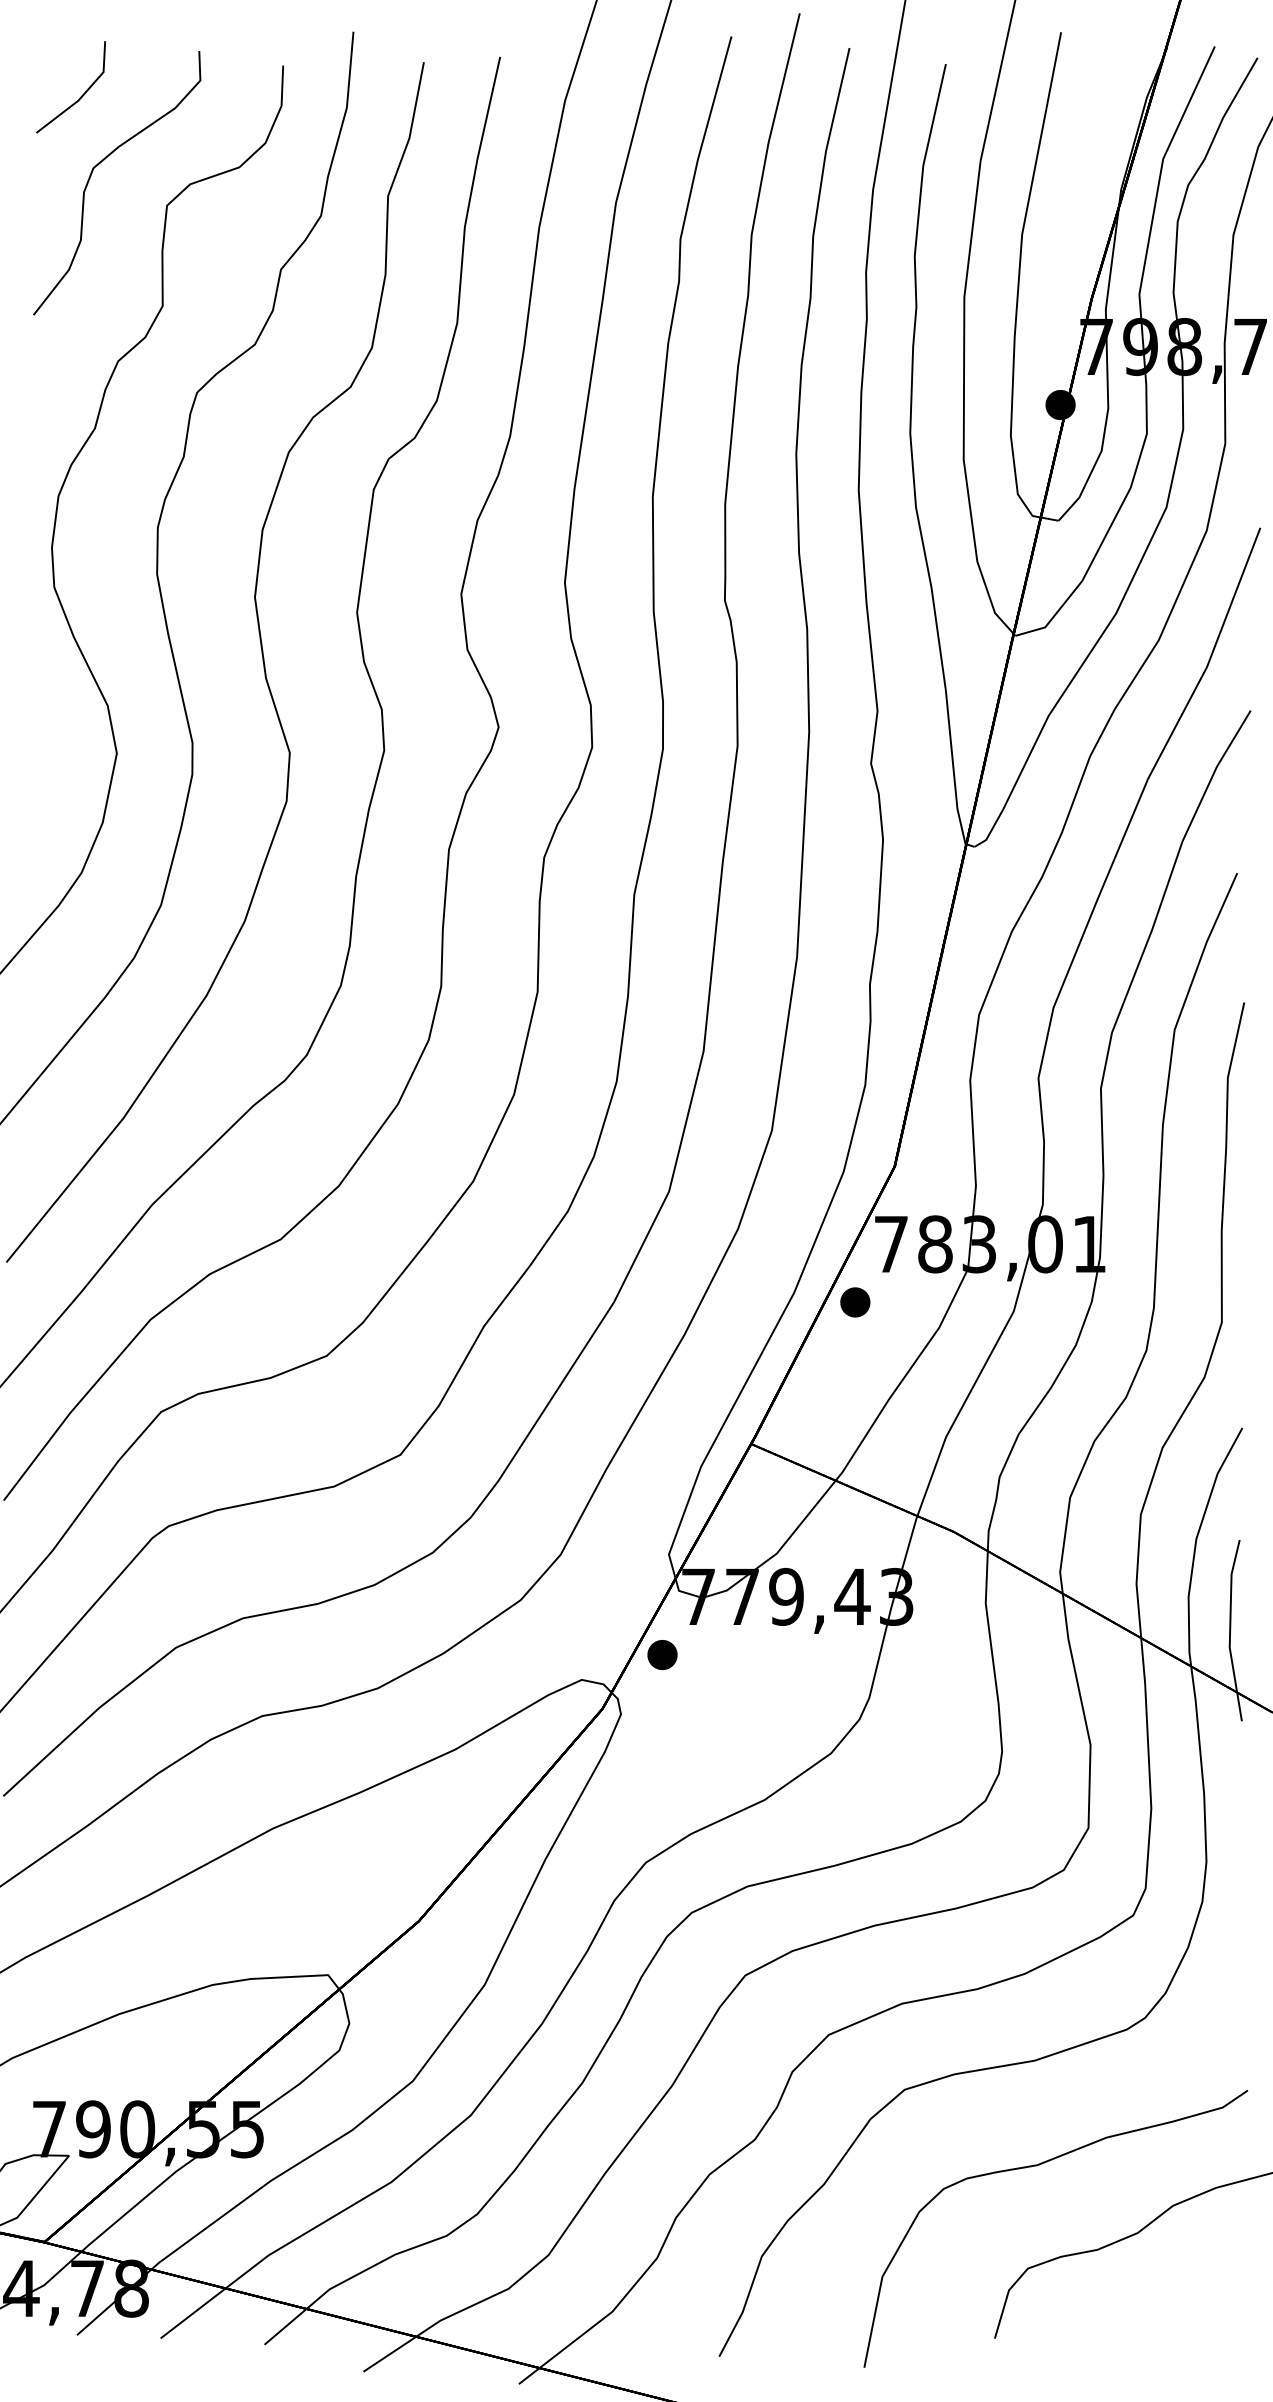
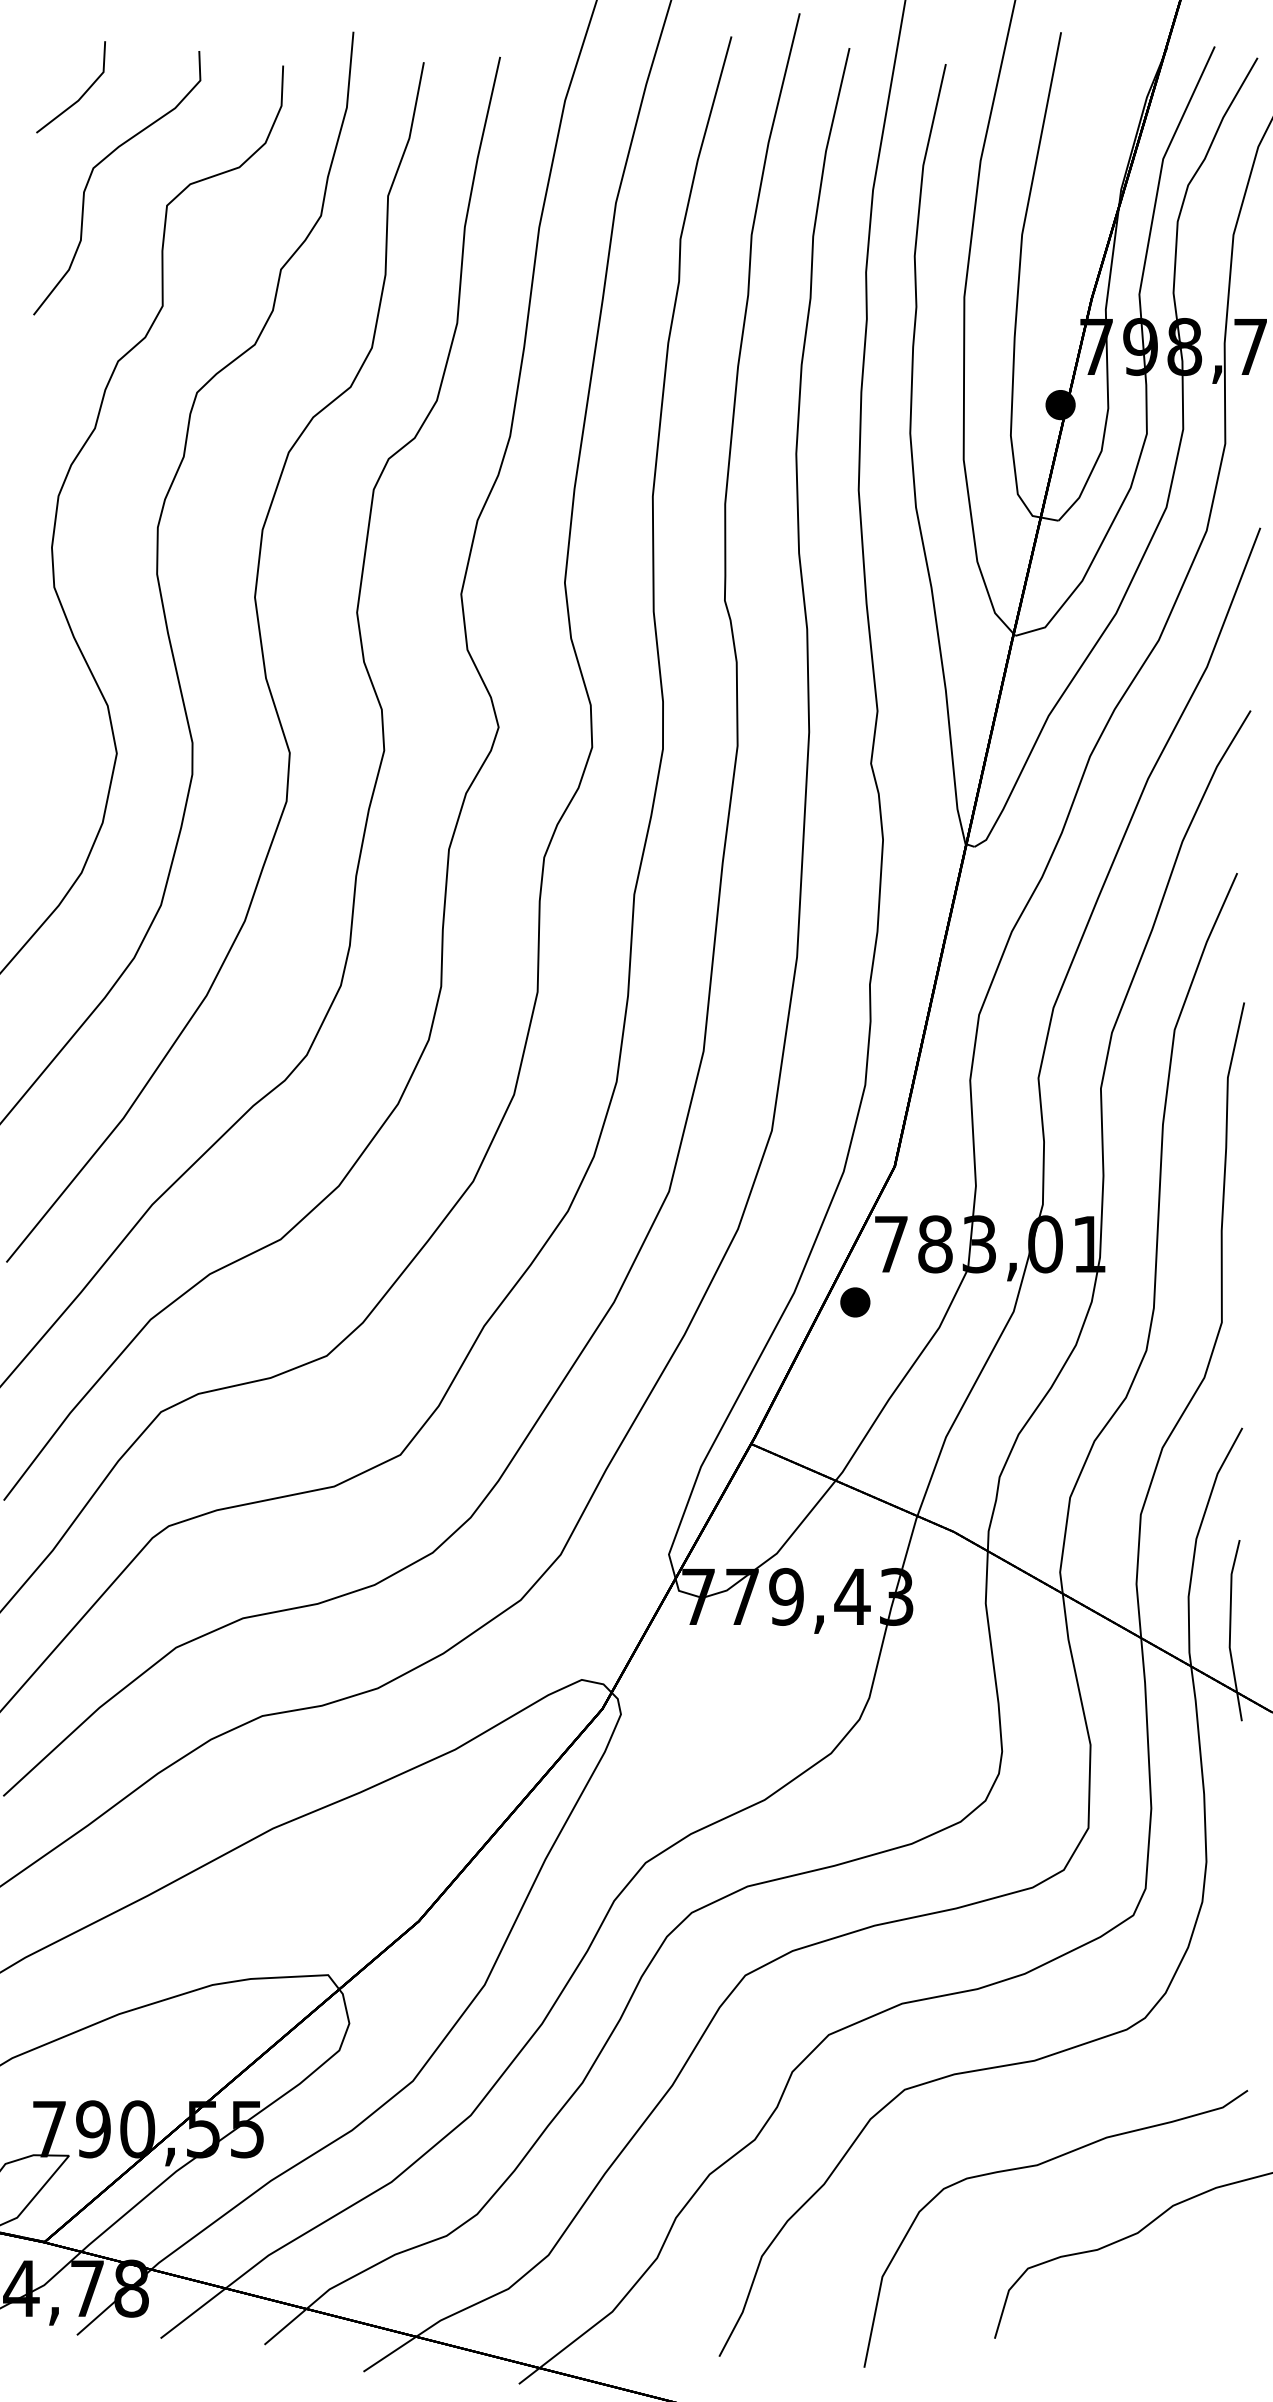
part: present -> none (662, 1654)
